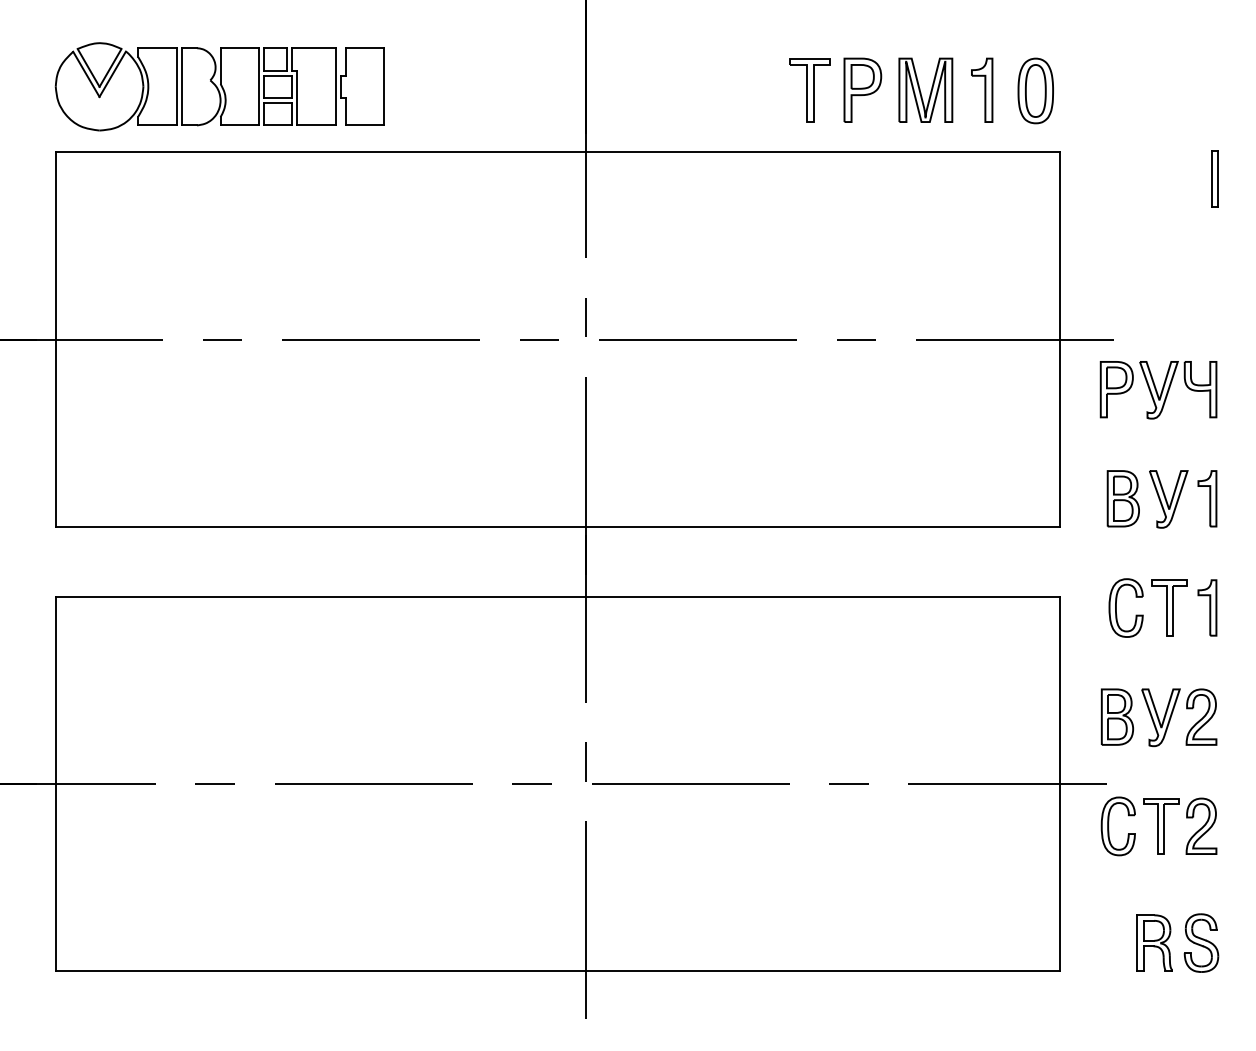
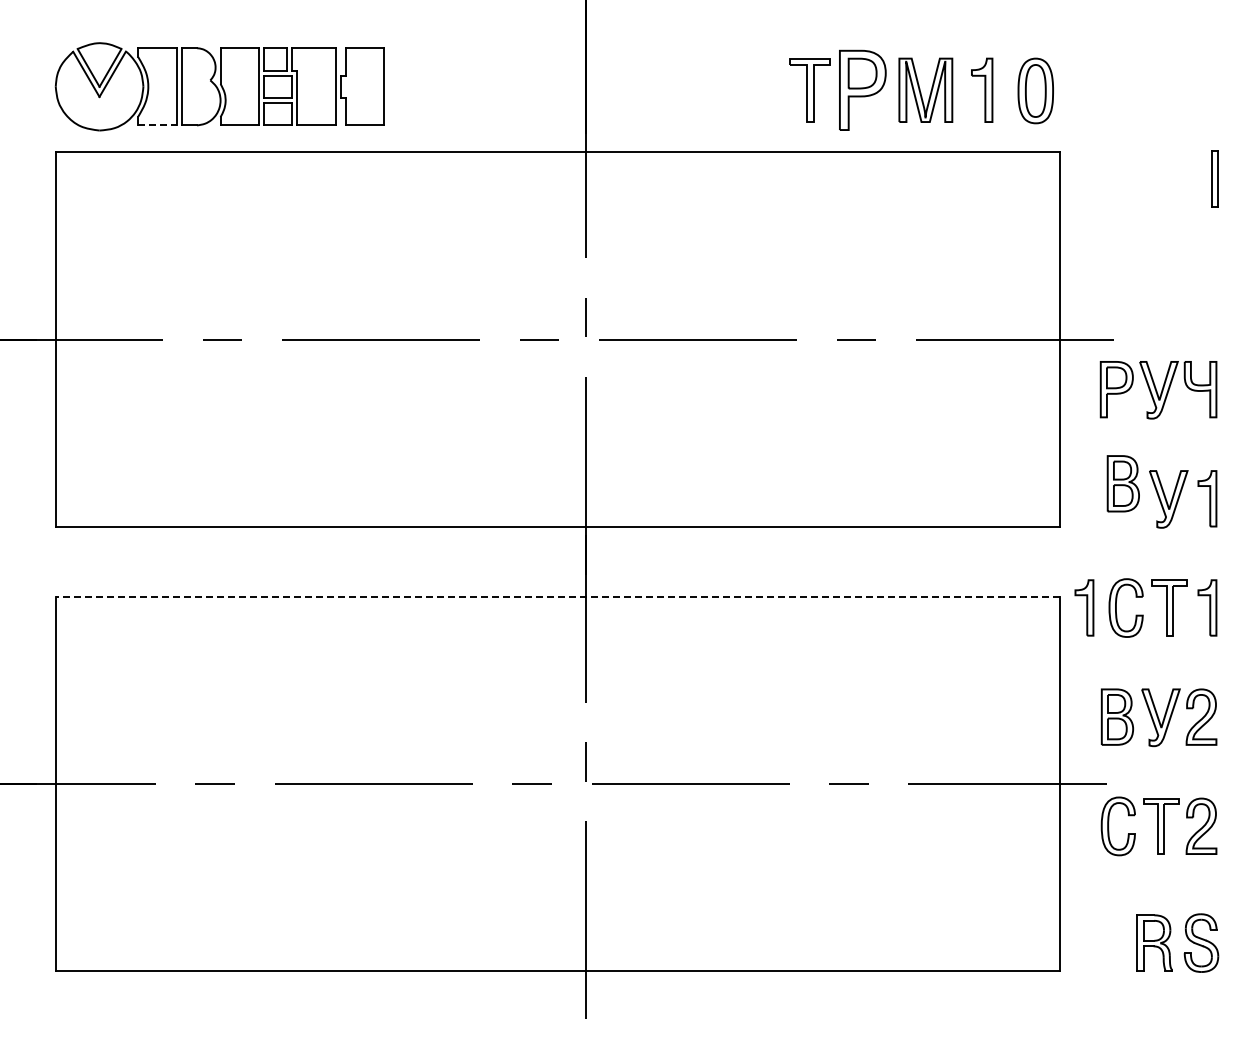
part size: 40x66 px -> 48x82 px (862, 89)
line: solid -> dashed (158, 125)
part position: (1122, 498) -> (1122, 483) (1122, 483)
line: solid -> dashed (557, 596)
part: none -> present (1084, 607)
